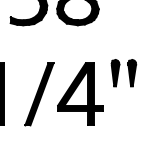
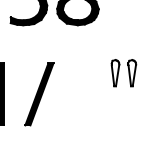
fill: present -> none (115, 73)
fill: present -> none (132, 73)
part: present -> none (80, 93)
